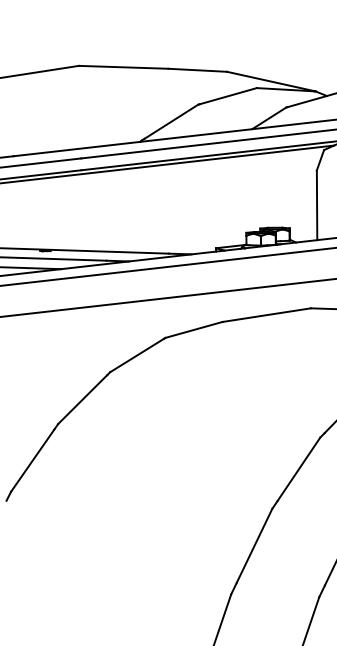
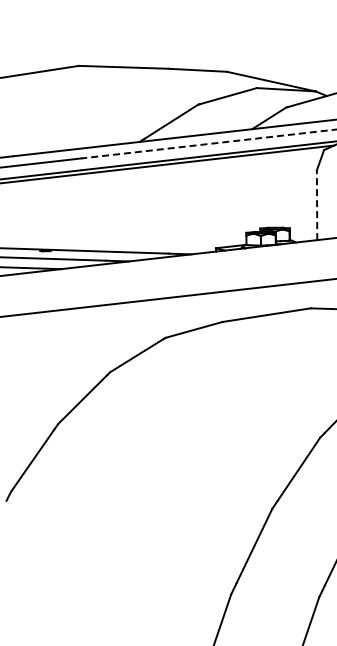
line: solid -> dashed (208, 144)
line: solid -> dashed (317, 205)
line: present -> none (167, 266)
